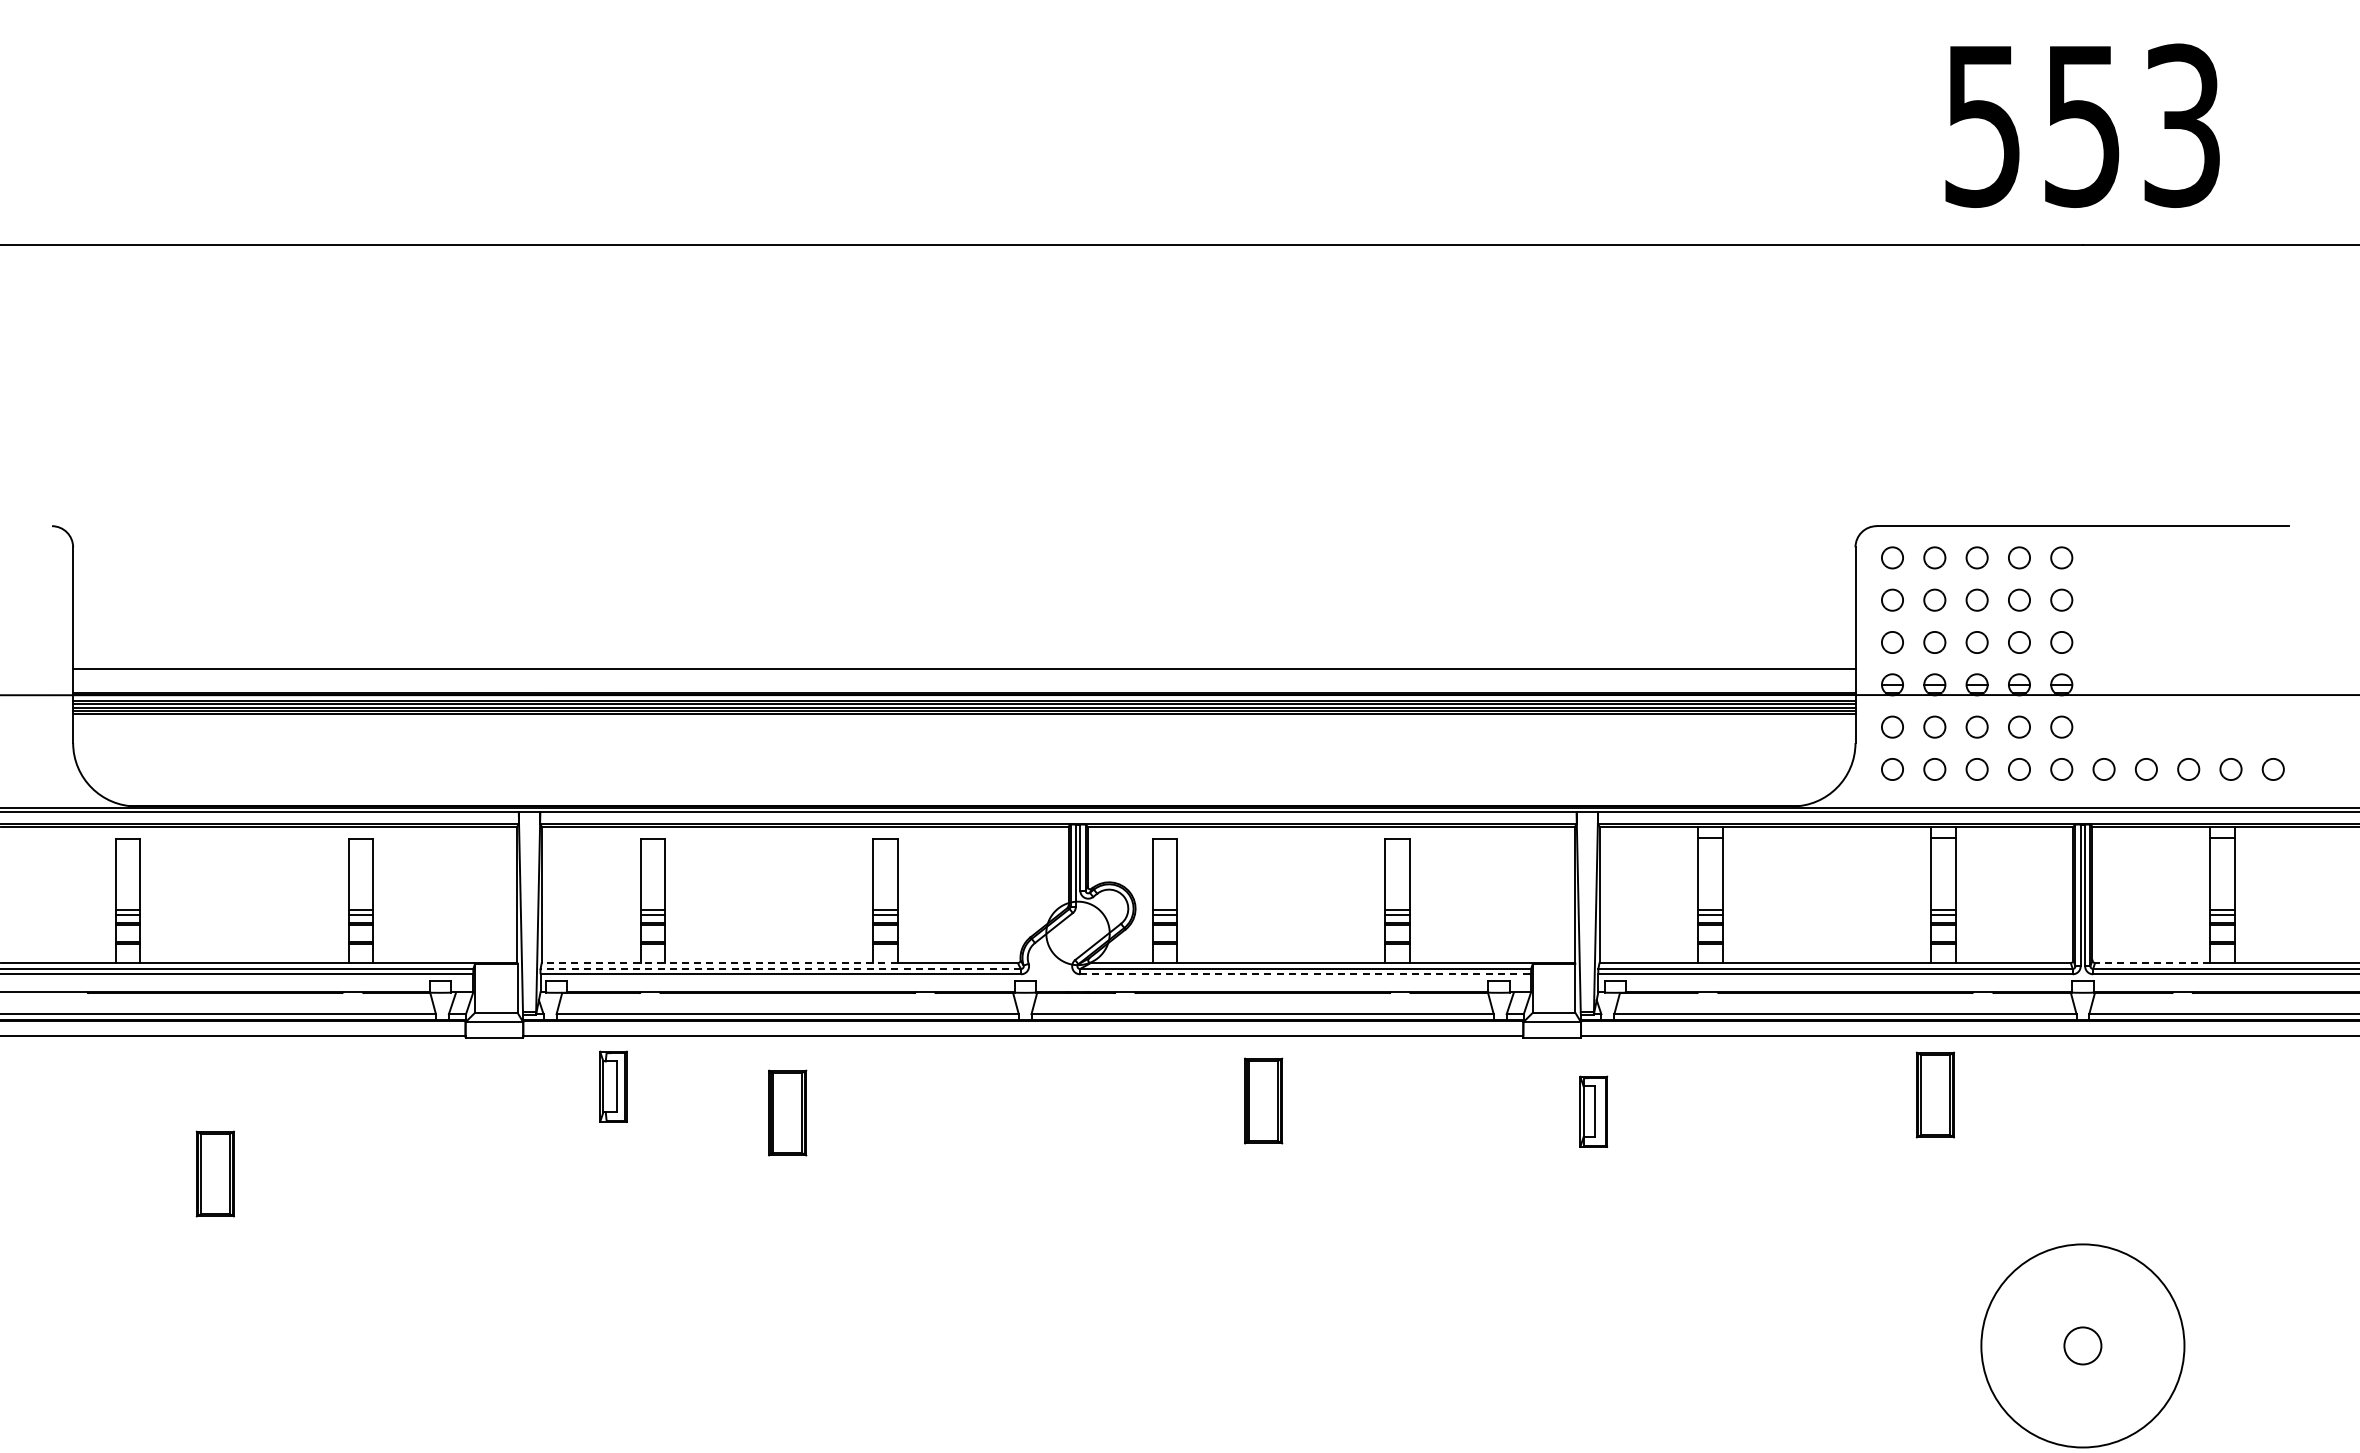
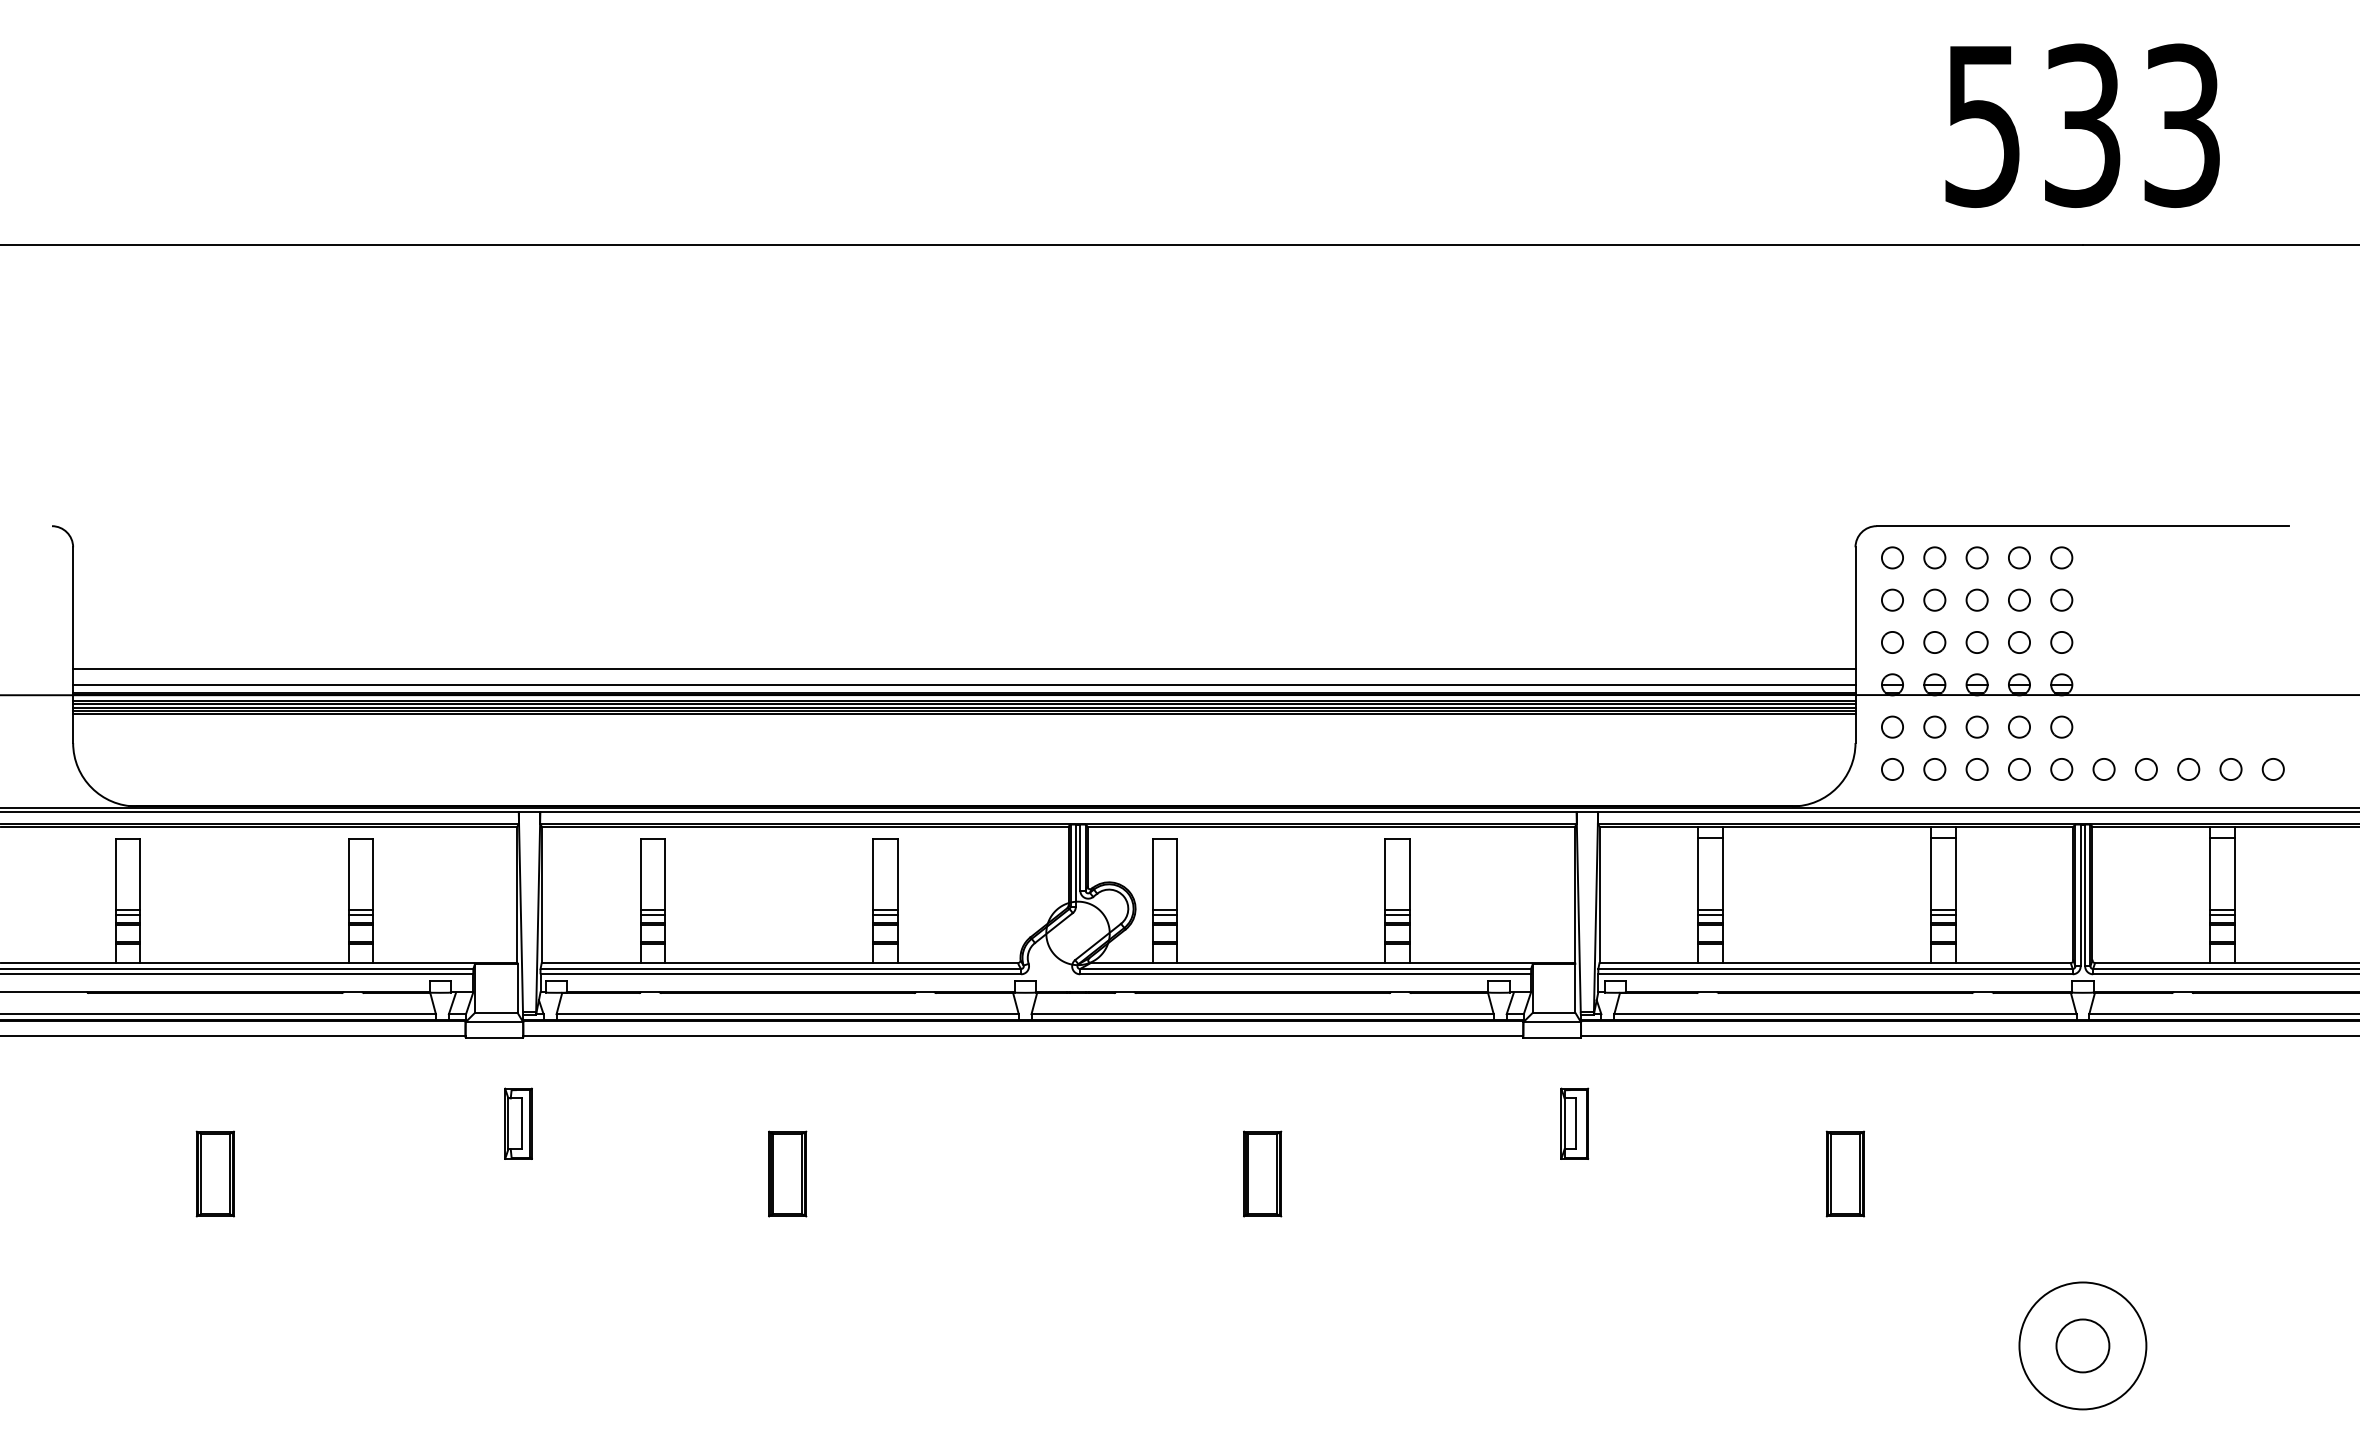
text: 553 -> 533 (2082, 125)
line: none -> present (964, 684)
line: dashed -> solid (719, 963)
line: dashed -> solid (2152, 963)
line: dashed -> solid (780, 969)
line: dashed -> solid (1306, 974)
part position: (613, 1086) -> (518, 1123) (518, 1123)
part position: (1934, 1094) -> (1844, 1173) (1844, 1173)
part position: (1263, 1100) -> (1262, 1173) (1262, 1173)
part position: (1593, 1111) -> (1574, 1123) (1574, 1123)
part position: (787, 1112) -> (787, 1173) (787, 1173)
circle diameter: 203 px -> 127 px (2082, 1345)
circle diameter: 37 px -> 53 px (2082, 1345)
